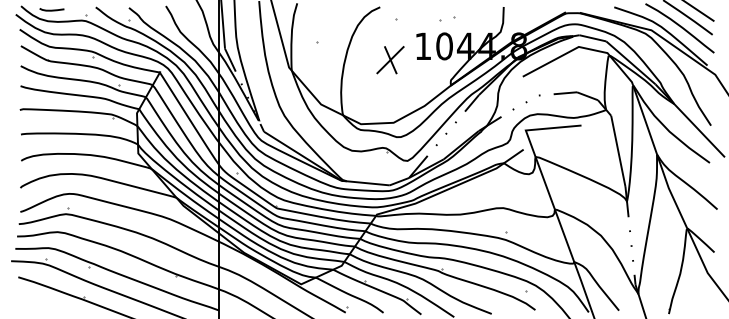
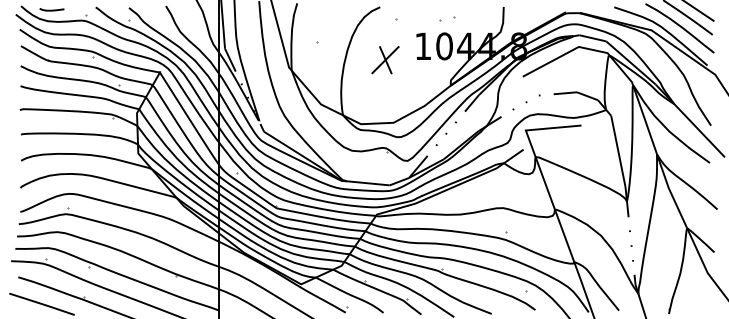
part position: (390, 60) -> (385, 60) (385, 60)
line: none -> present (41, 303)
